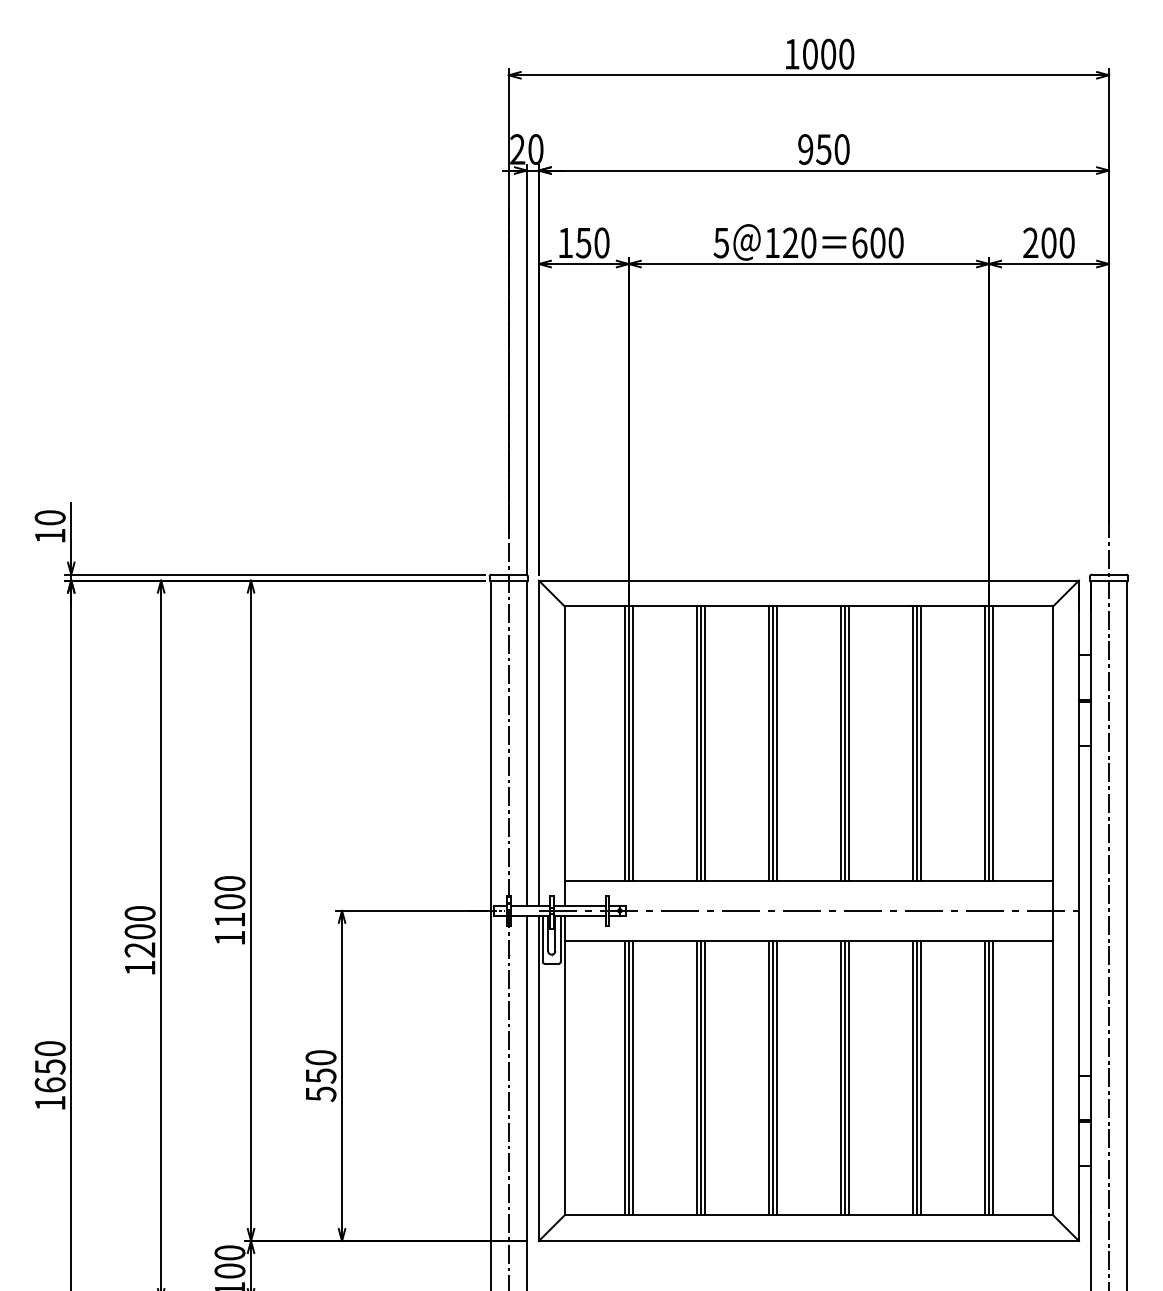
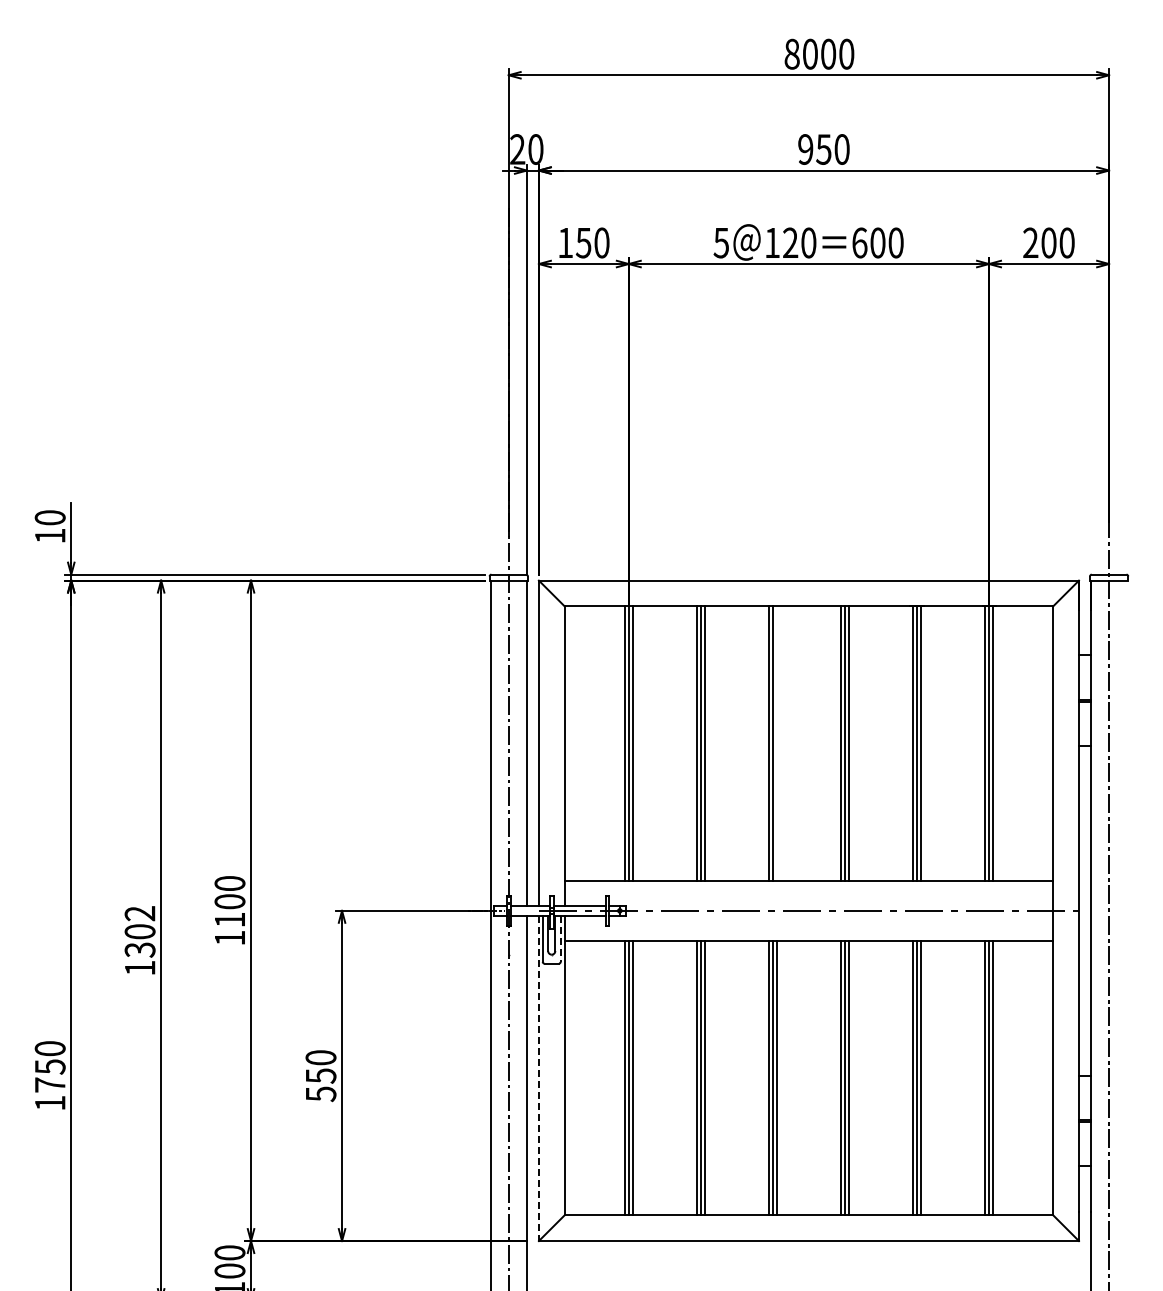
text: 1000 -> 8000 (791, 53)
line: present -> none (776, 743)
text: 1200 -> 1302 (139, 931)
line: present -> none (1127, 933)
line: solid -> dashed (560, 939)
line: solid -> dashed (538, 1078)
text: 1650 -> 1750 (49, 1084)
